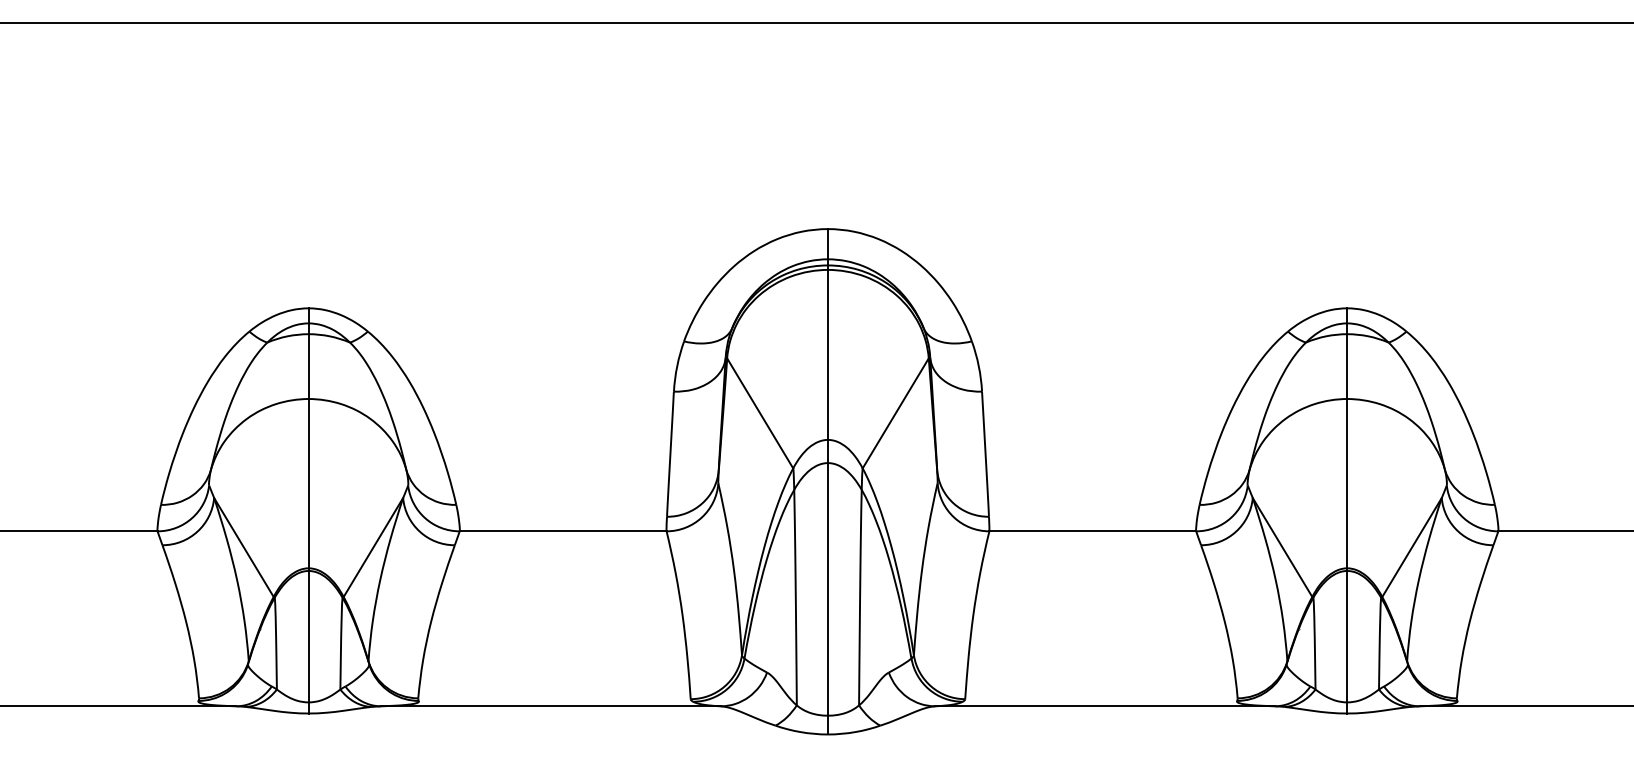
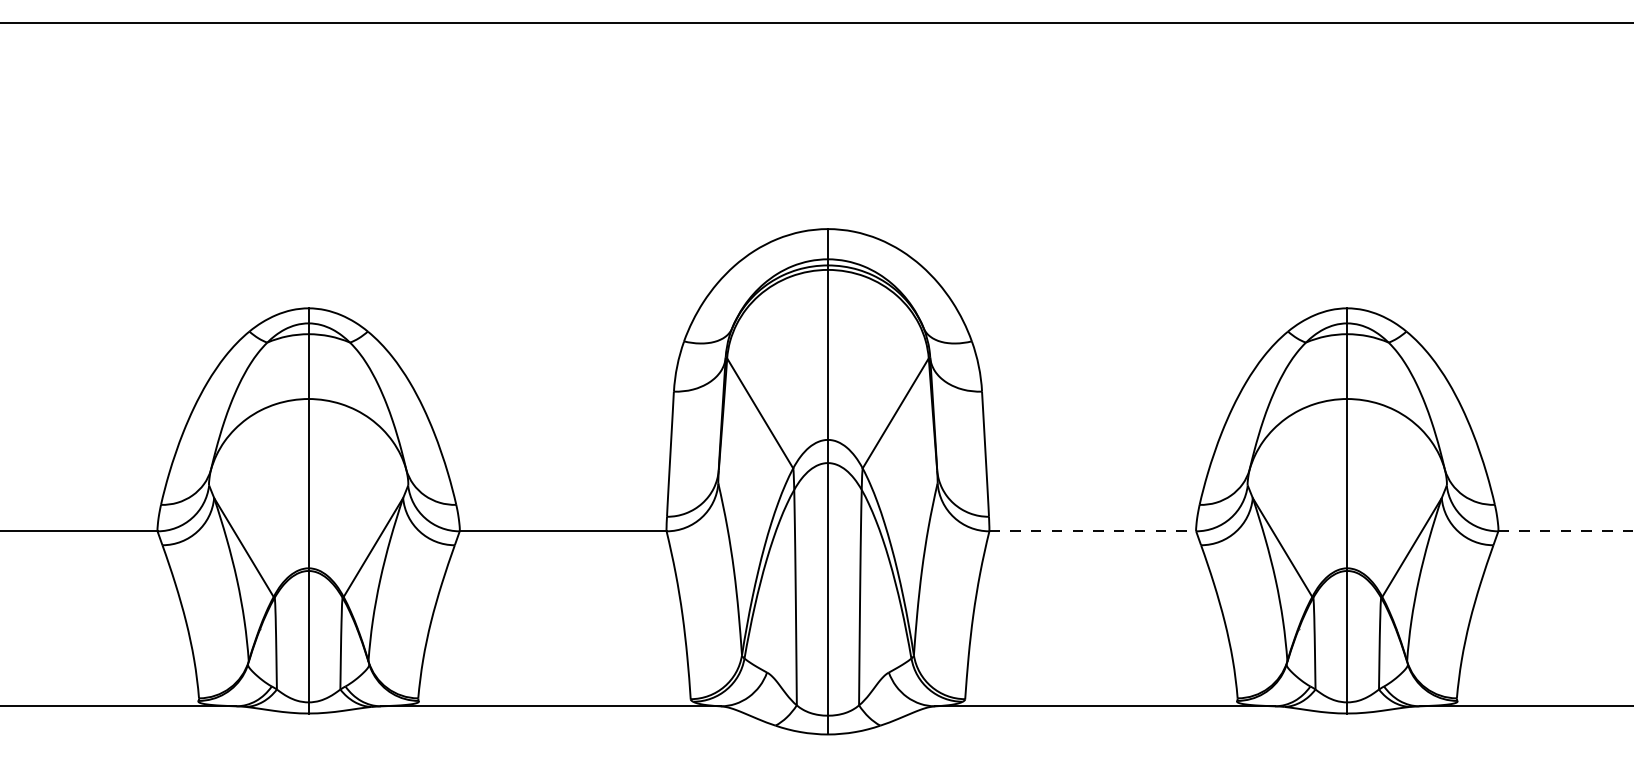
line: solid -> dashed (1093, 531)
line: solid -> dashed (1566, 531)
